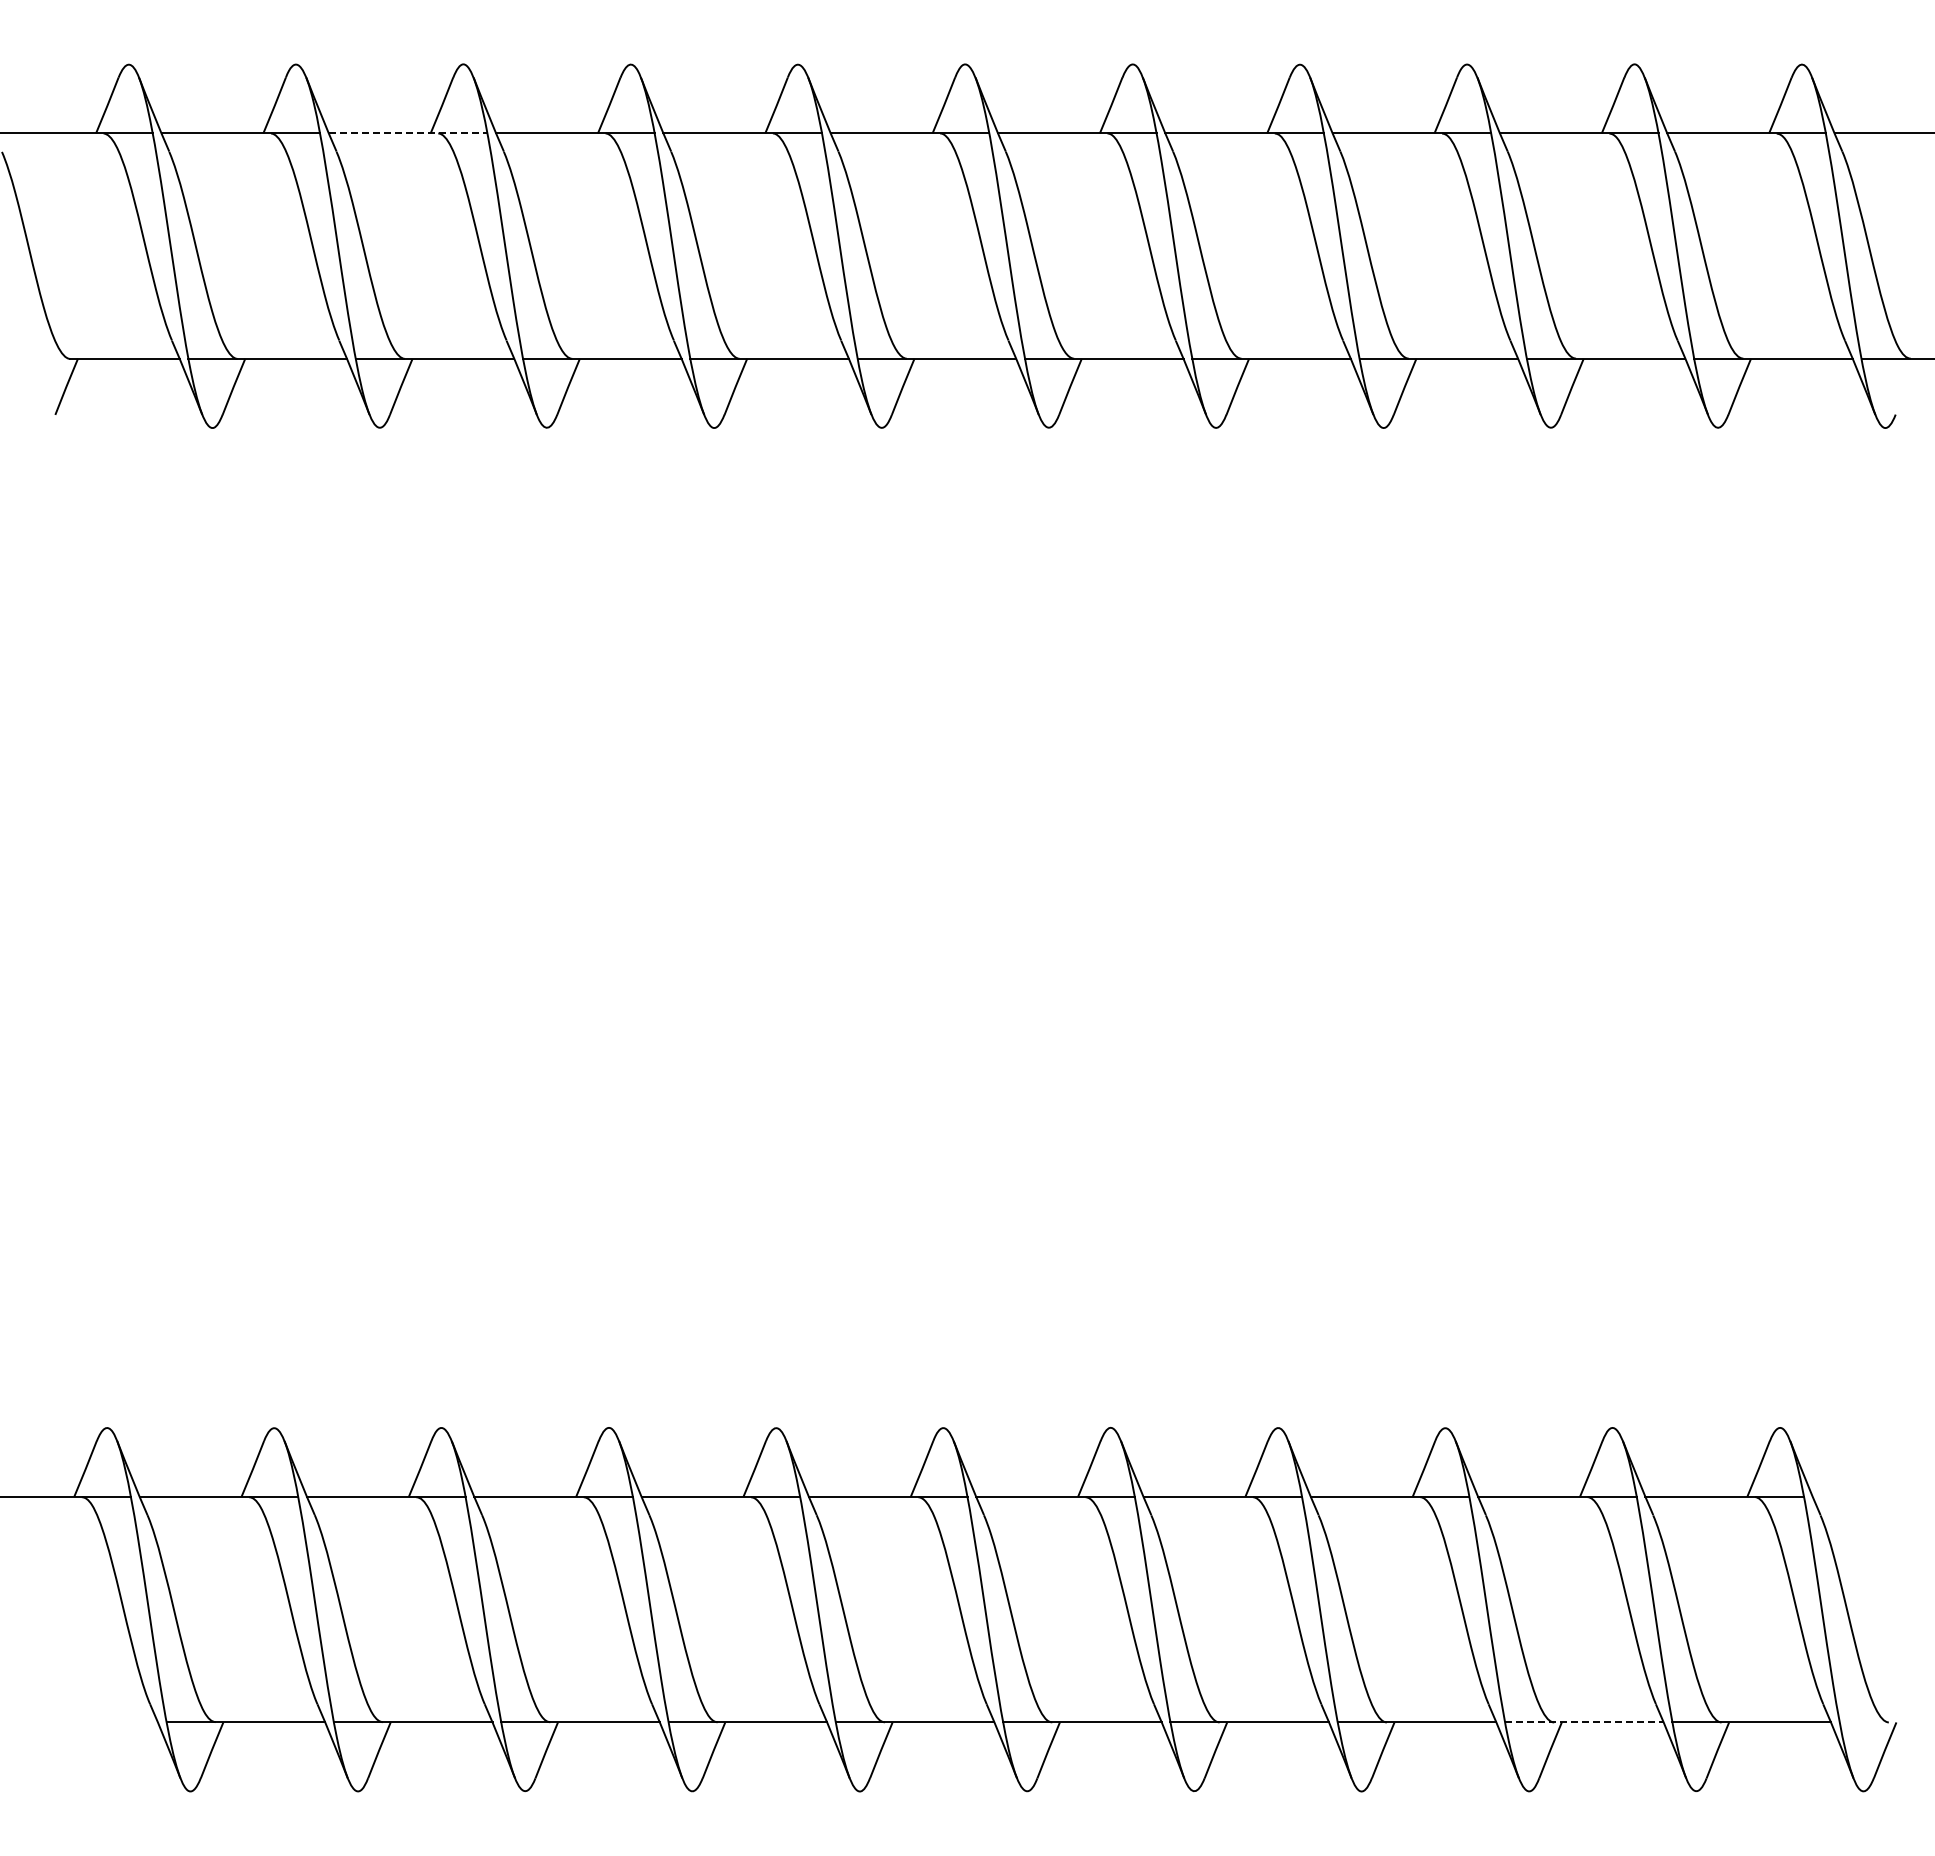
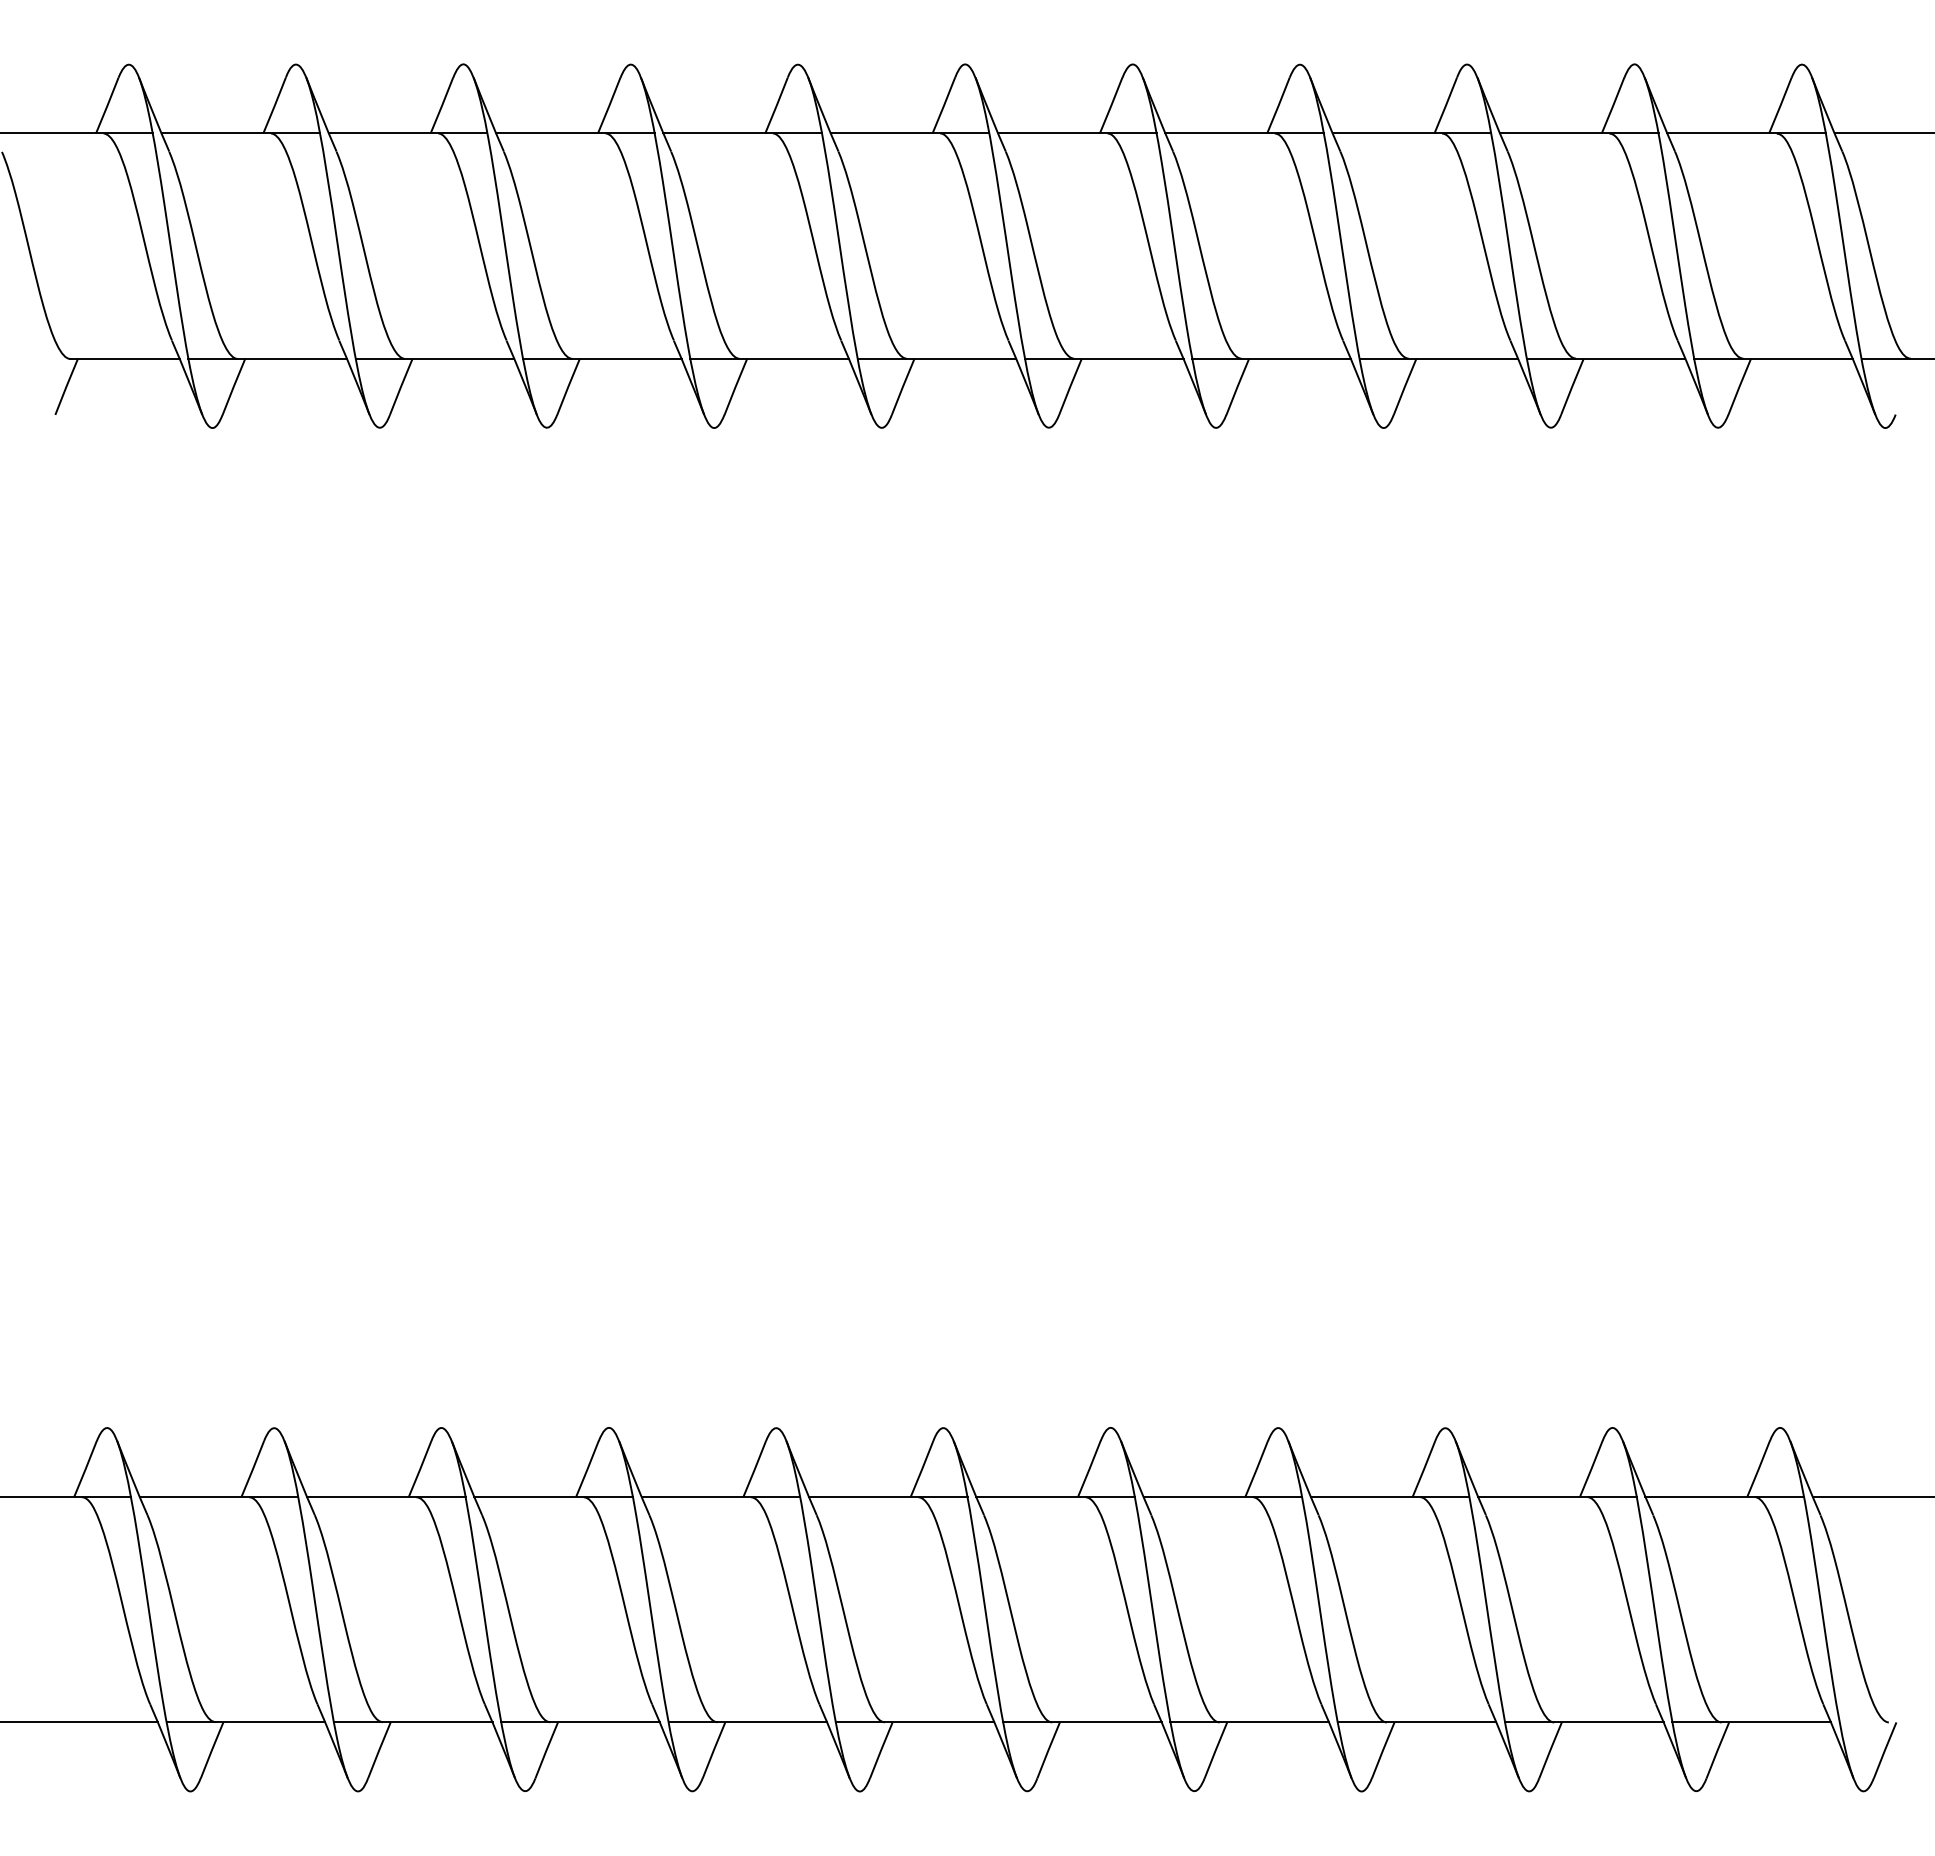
line: dashed -> solid (408, 133)
line: none -> present (1871, 1496)
line: none -> present (79, 1722)
line: dashed -> solid (1584, 1722)
